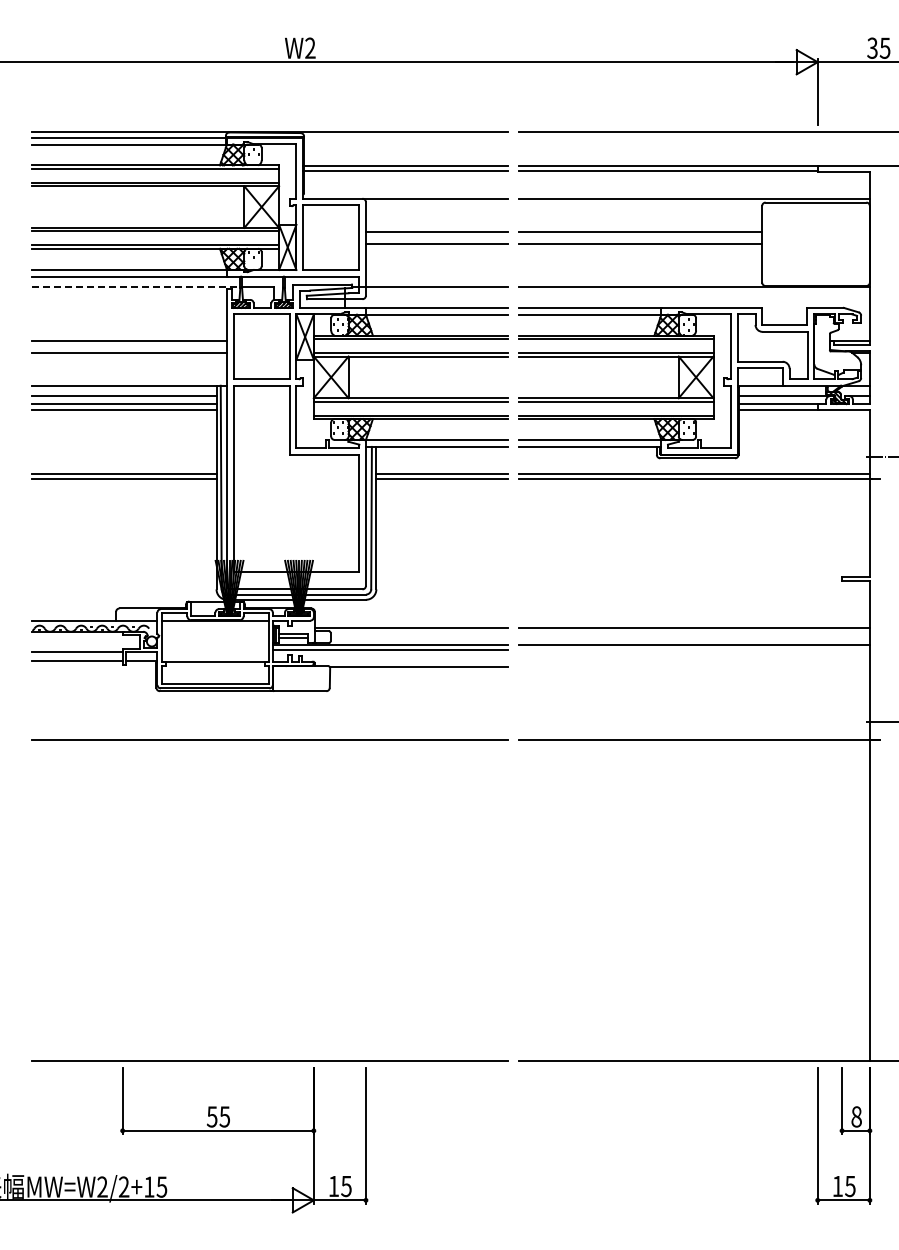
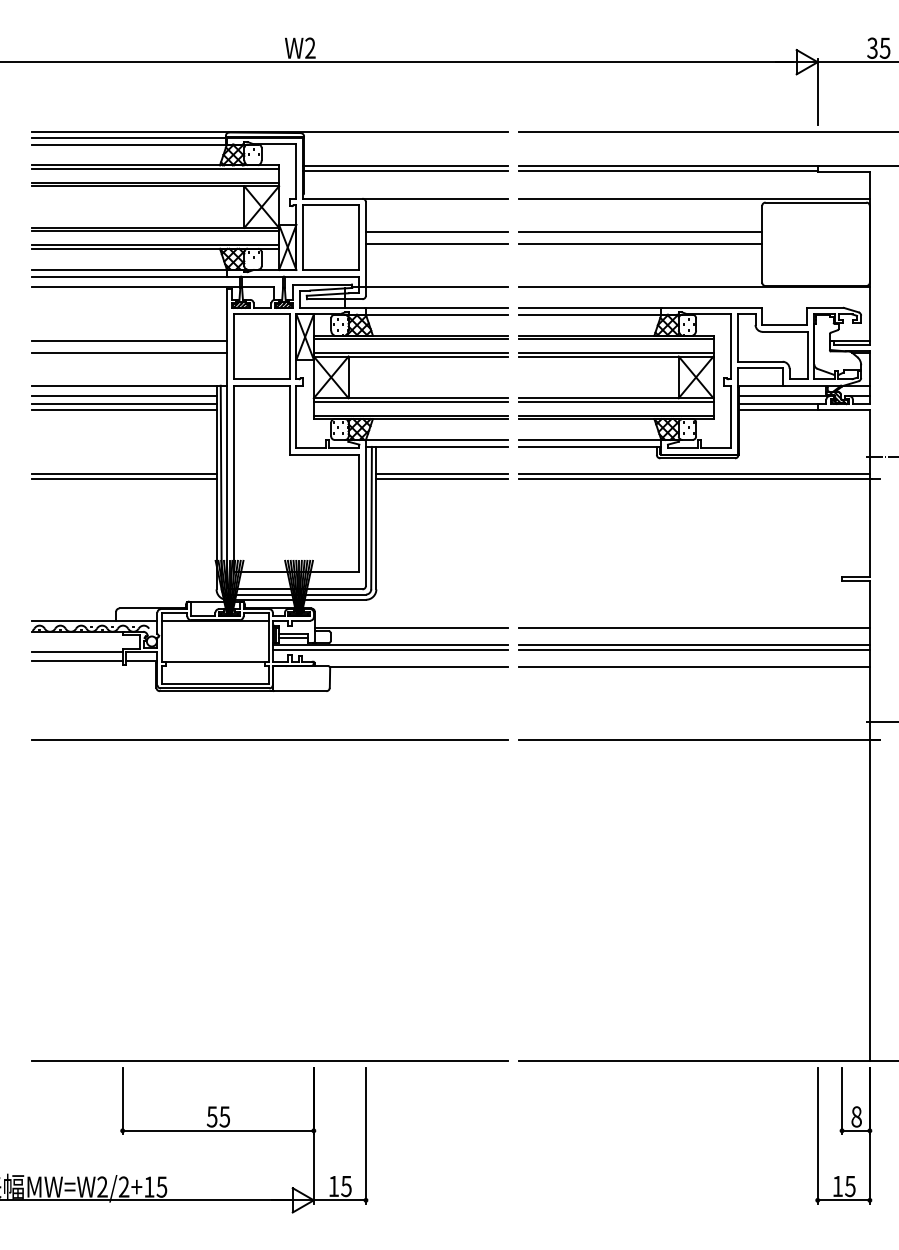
line: dashed -> solid (136, 287)
line: none -> present (693, 649)
line: none -> present (693, 666)
